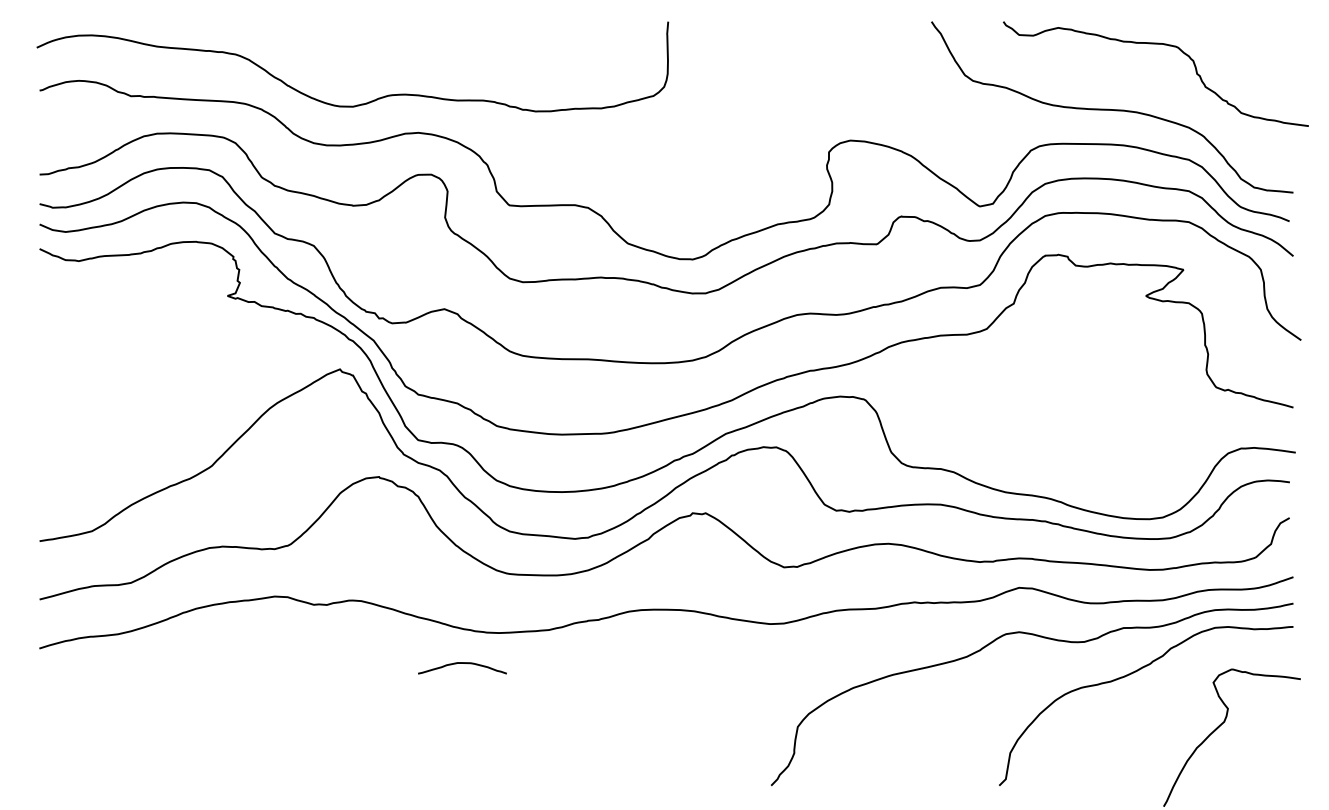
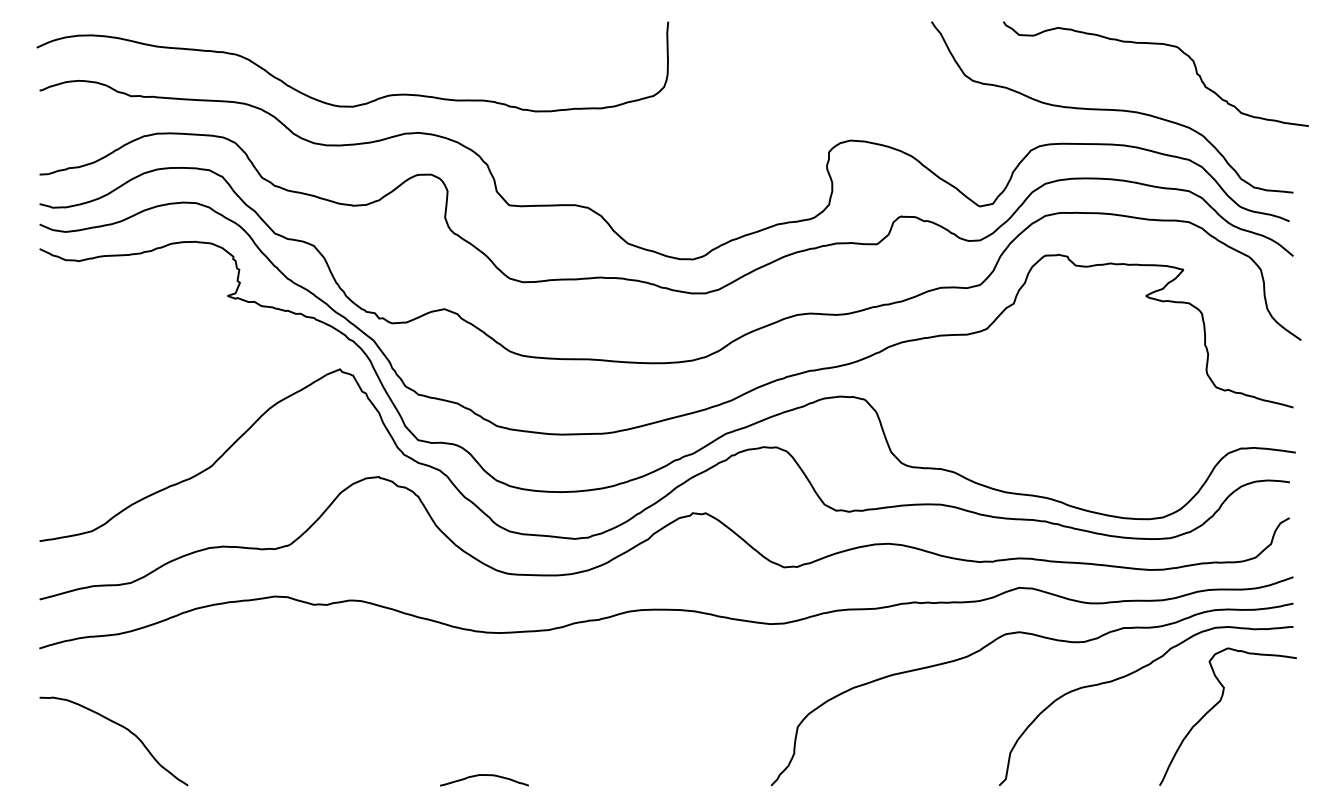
curve position: (462, 663) -> (484, 775) (484, 775)
curve: none -> present (120, 726)
curve position: (1220, 726) -> (1216, 705) (1216, 705)
